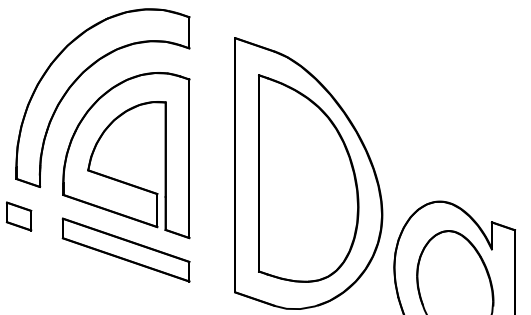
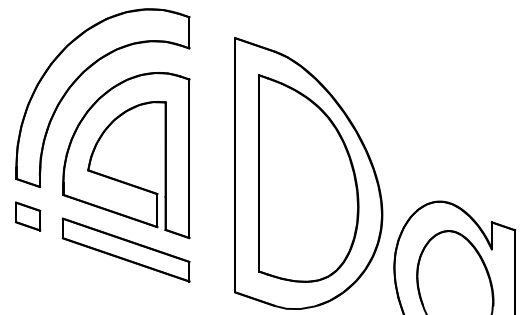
part position: (18, 216) -> (27, 216) (27, 216)
